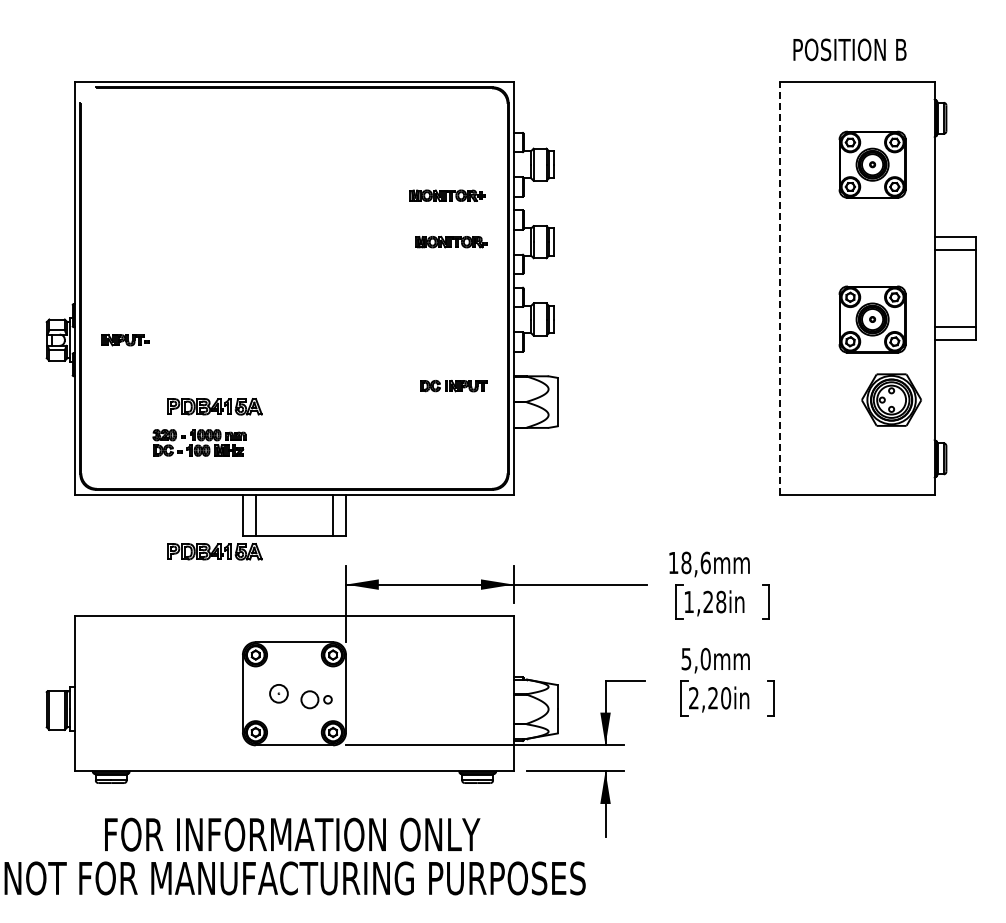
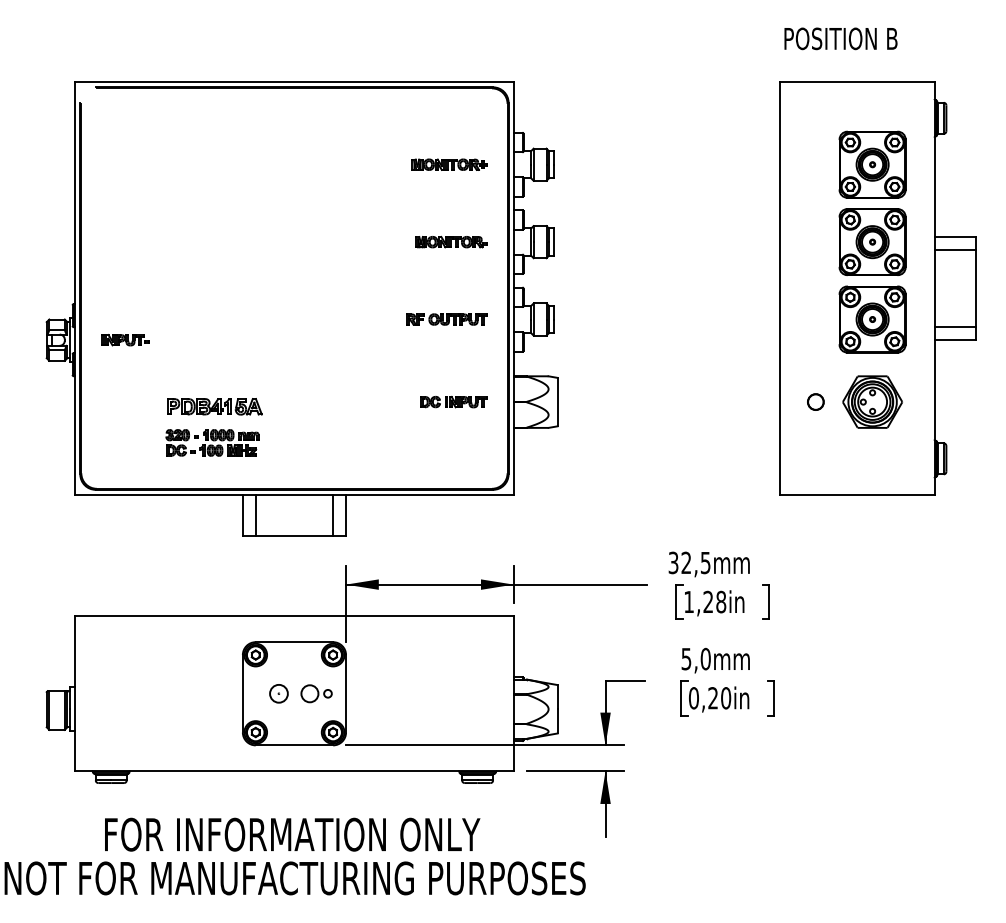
text position: (849, 49) -> (840, 38) (840, 38)
part position: (447, 195) -> (449, 164) (449, 164)
part: none -> present (872, 241)
line: dashed -> solid (779, 288)
part: none -> present (446, 319)
part position: (453, 386) -> (453, 402) (453, 402)
part position: (891, 399) -> (872, 401) (872, 401)
circle: none -> present (815, 401)
part position: (199, 442) -> (212, 442) (212, 442)
part: present -> none (214, 551)
text: 18,6mm -> 32,5mm (689, 562)
text: 2,20in -> 0,20in (693, 698)
part position: (316, 699) -> (316, 693) (316, 693)
